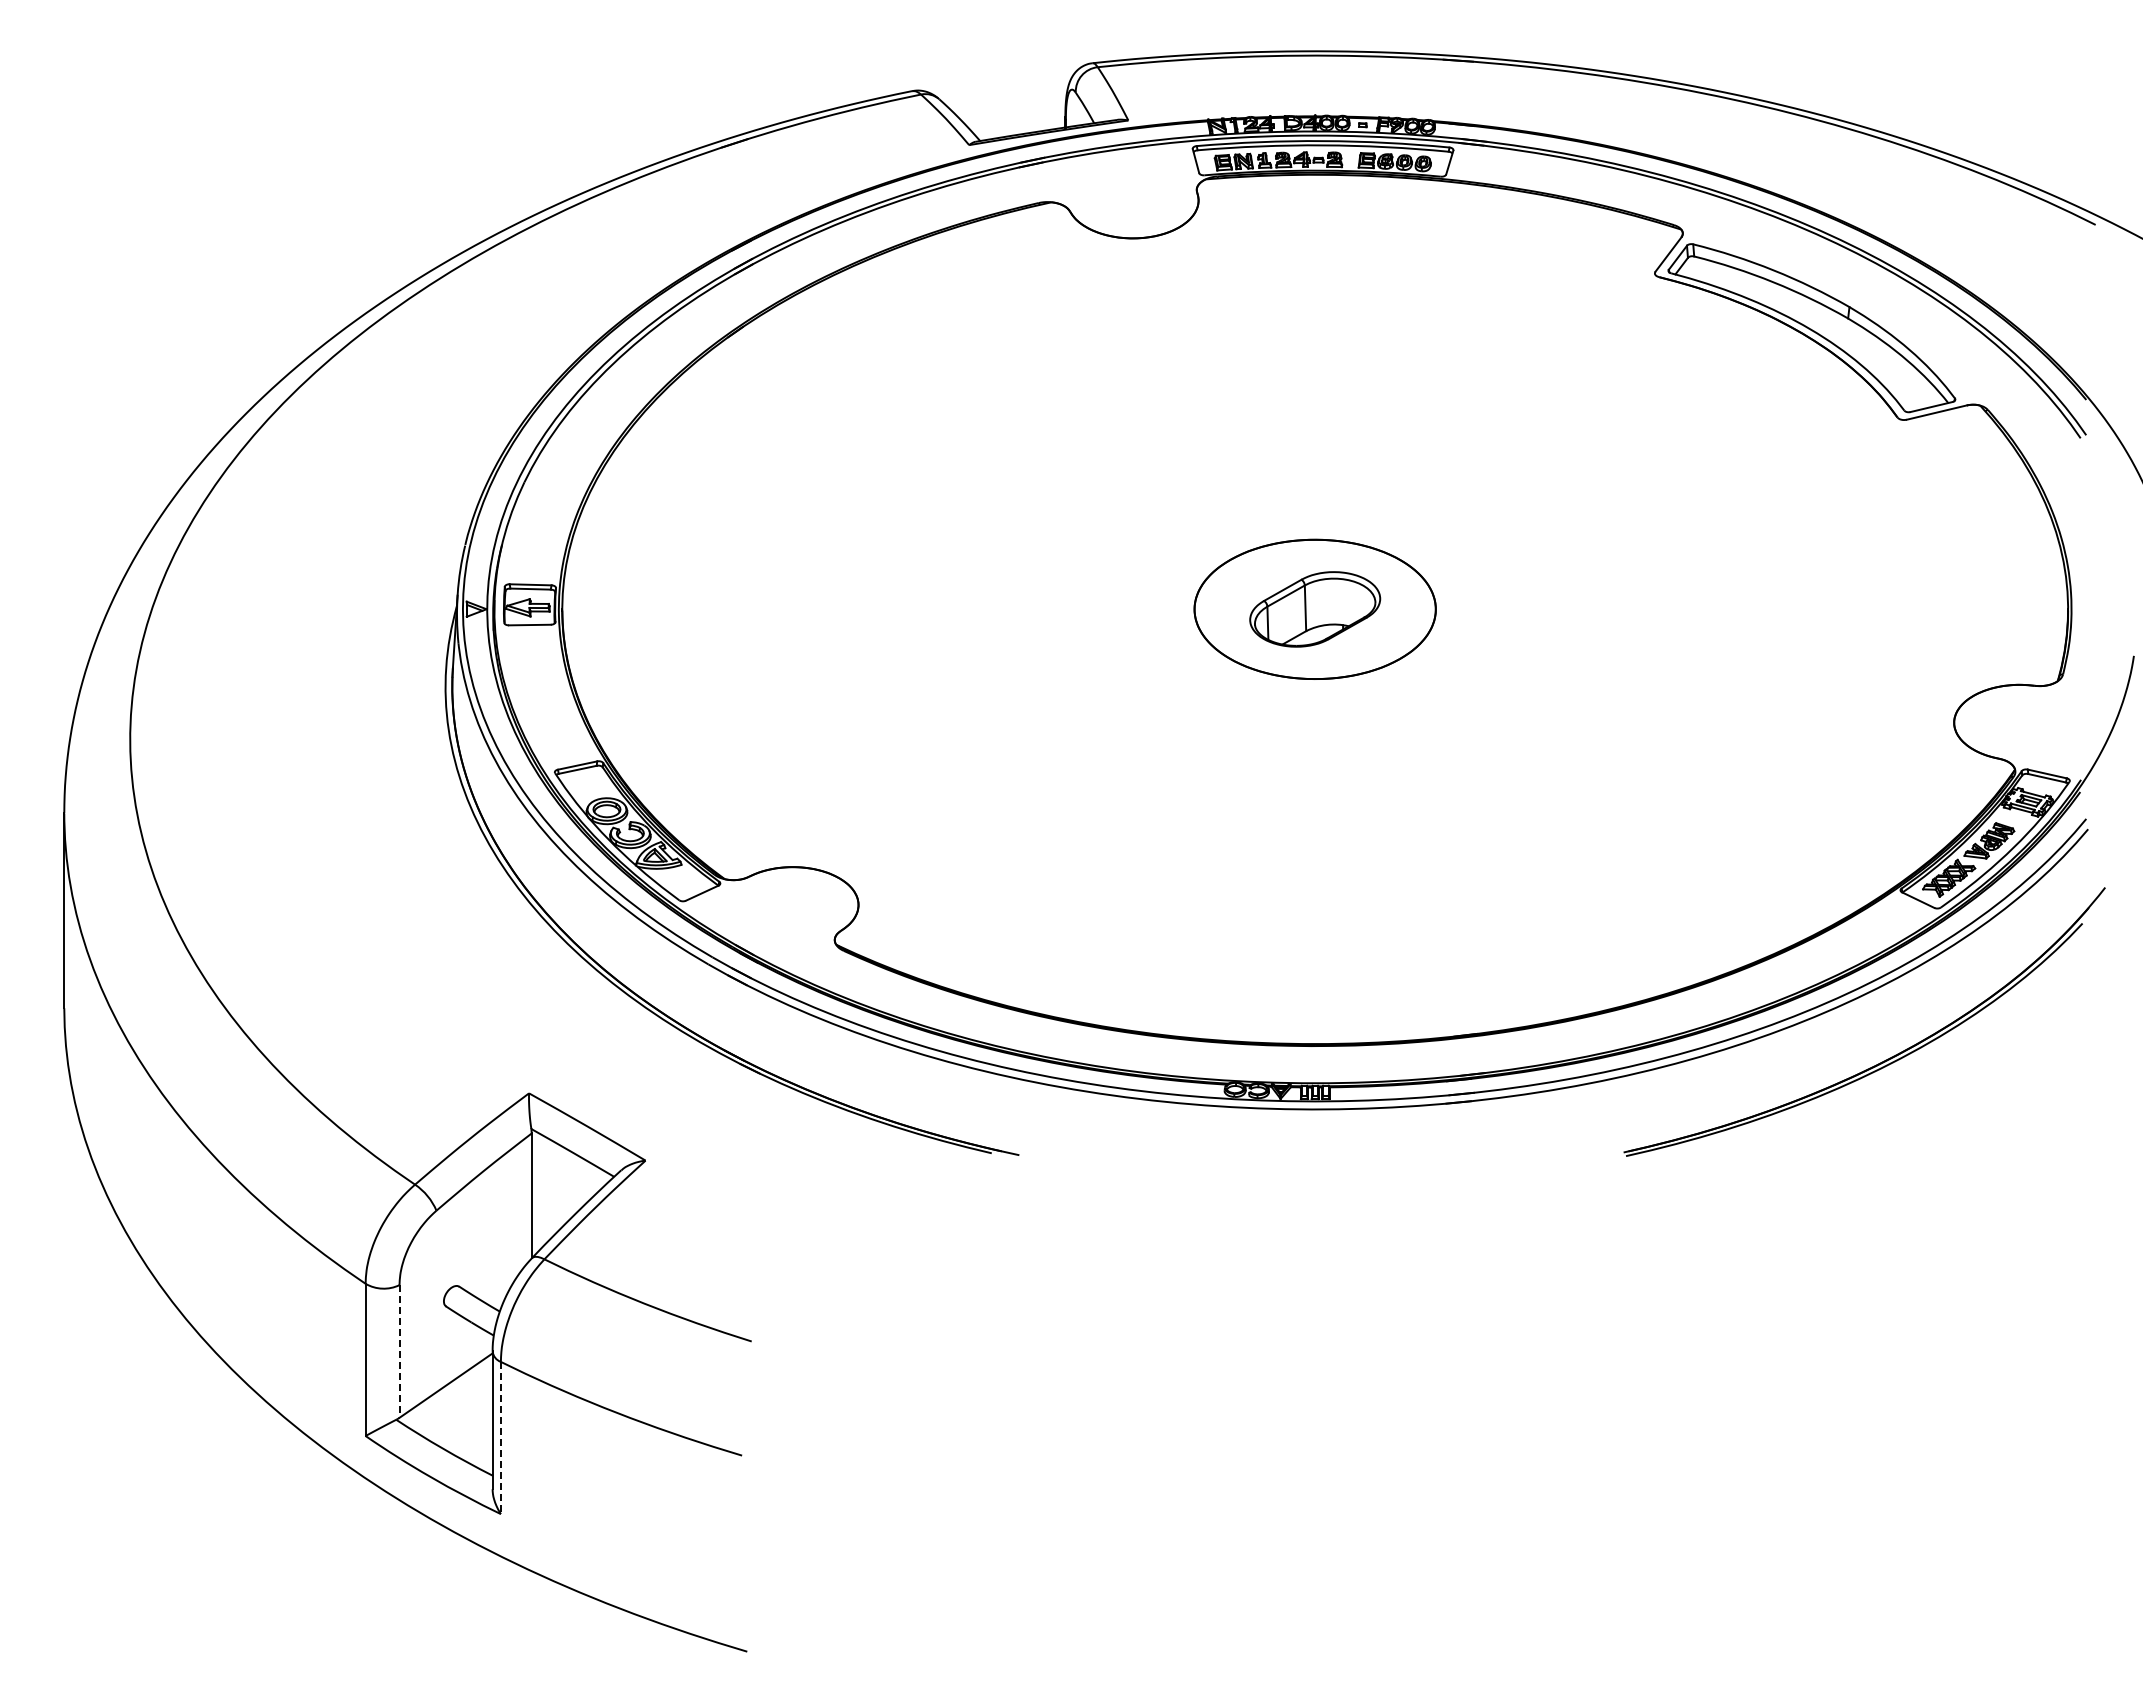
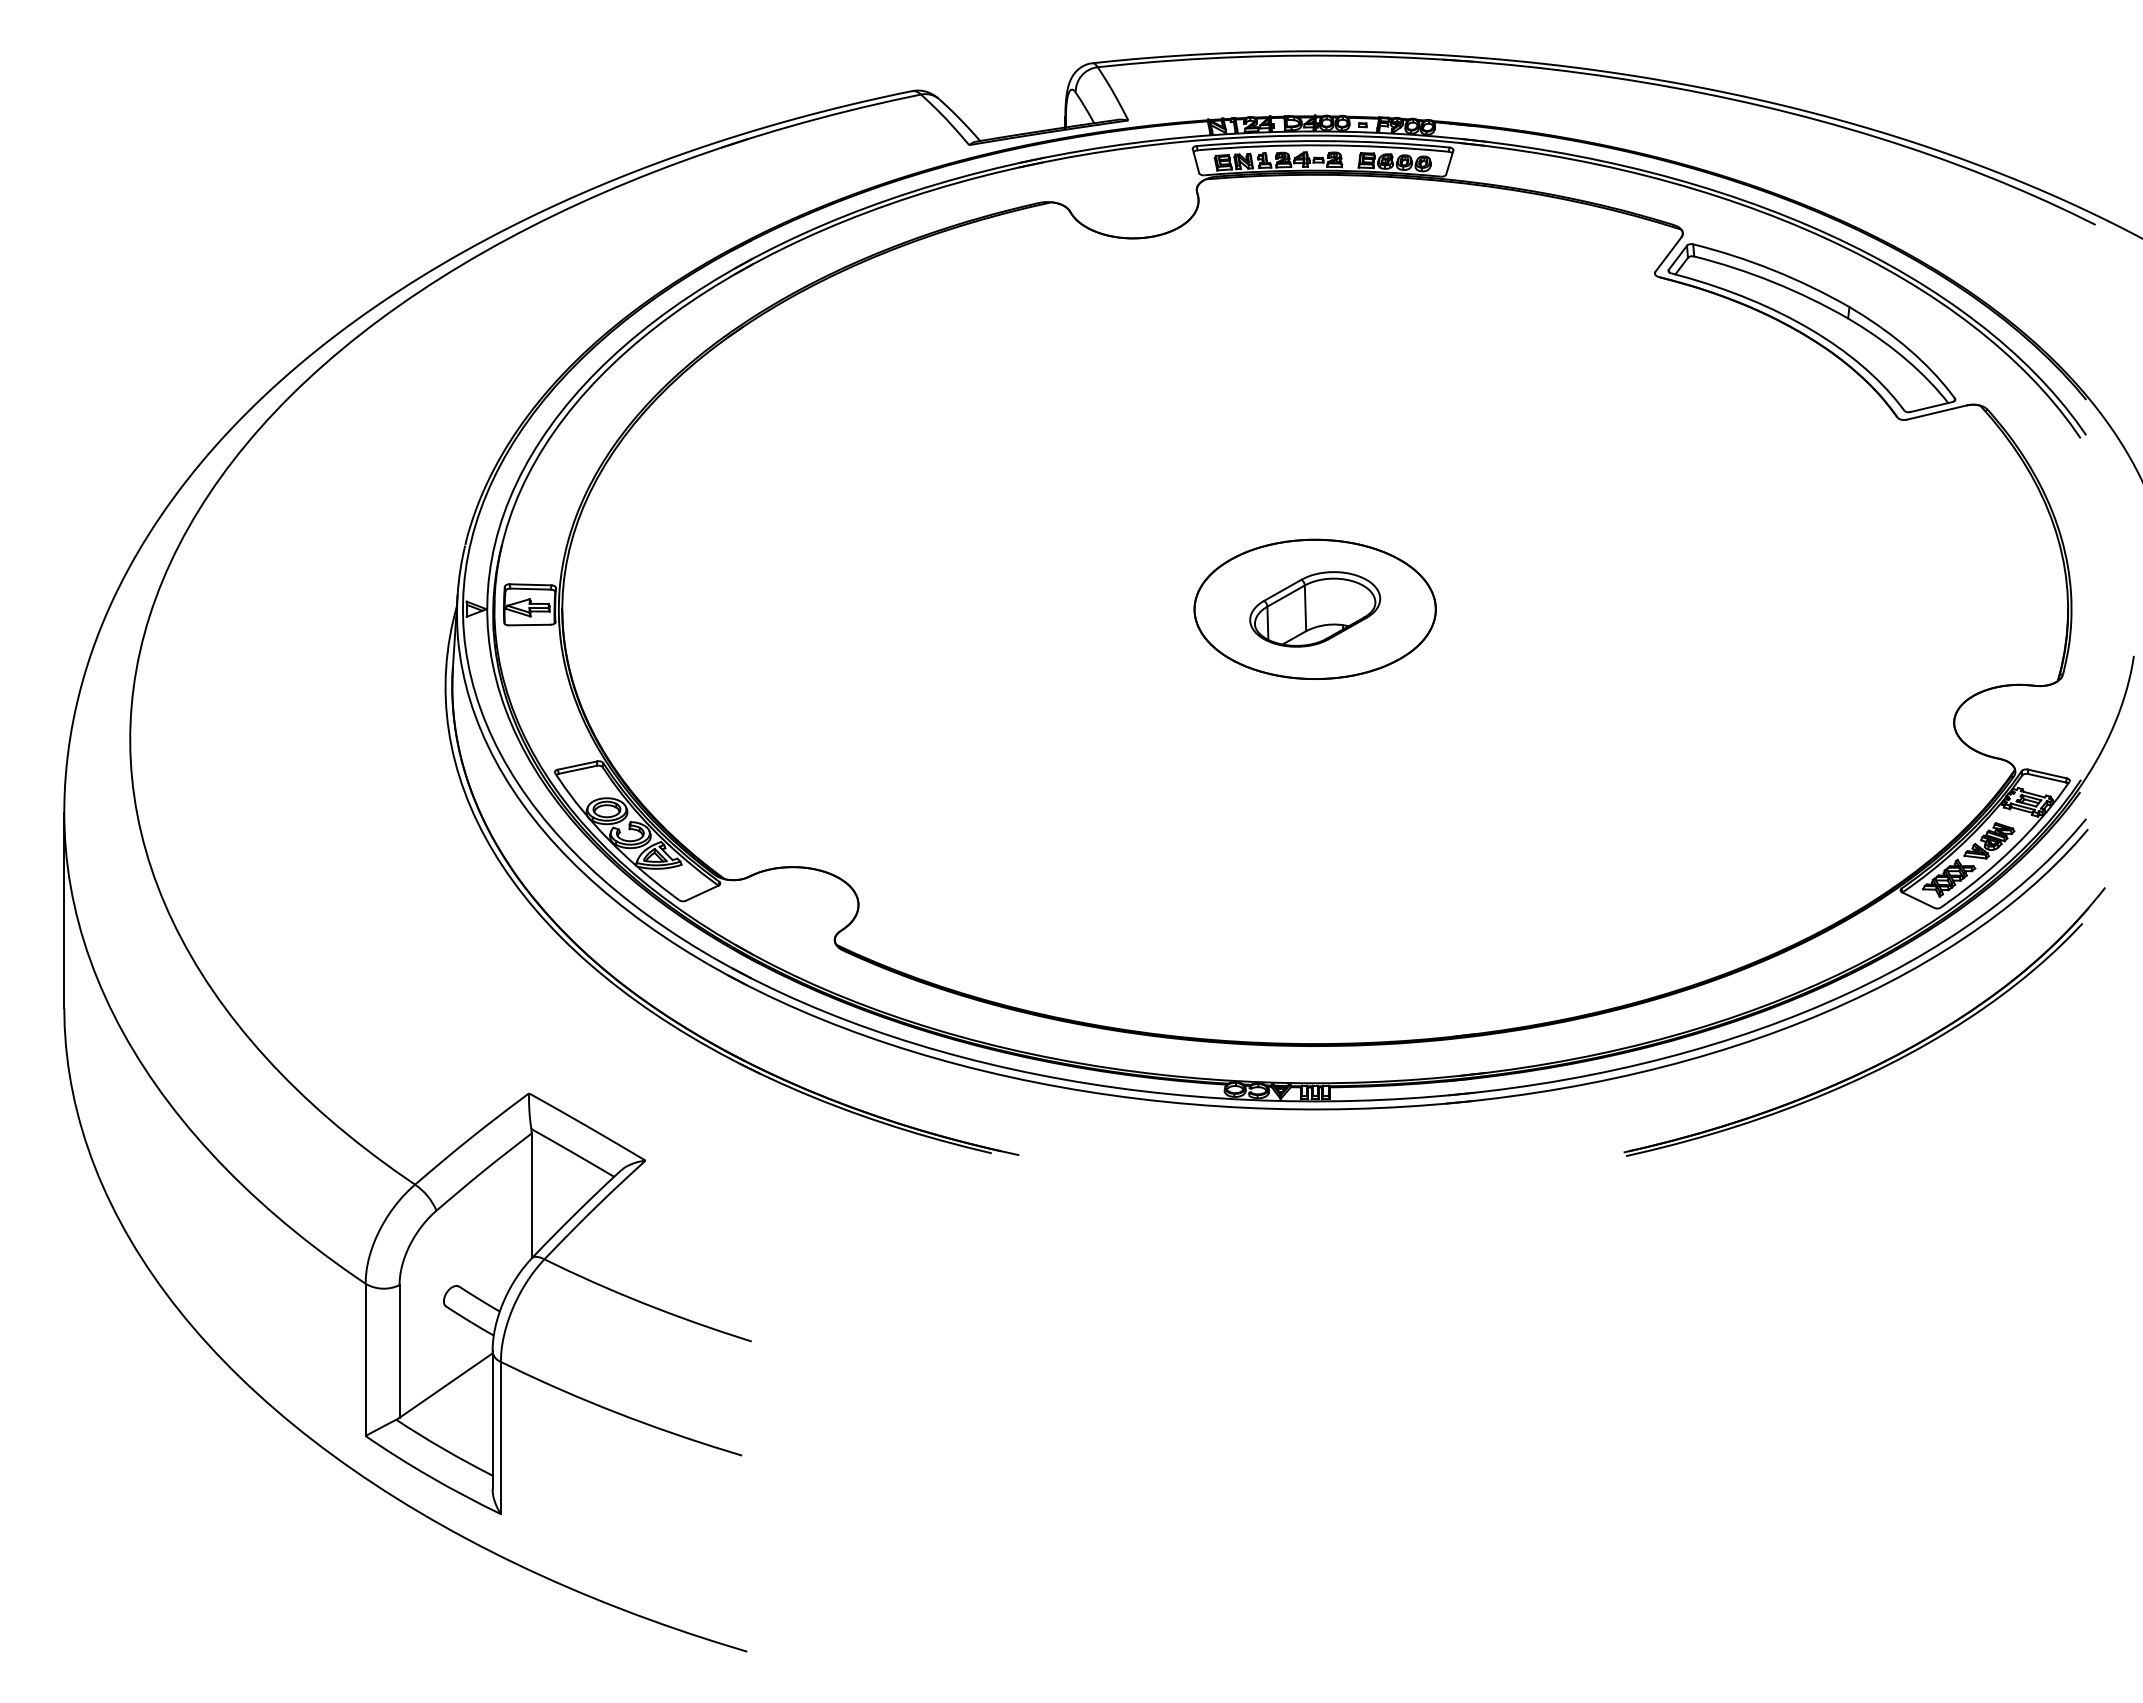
line: dashed -> solid (399, 1351)
line: dashed -> solid (500, 1438)
